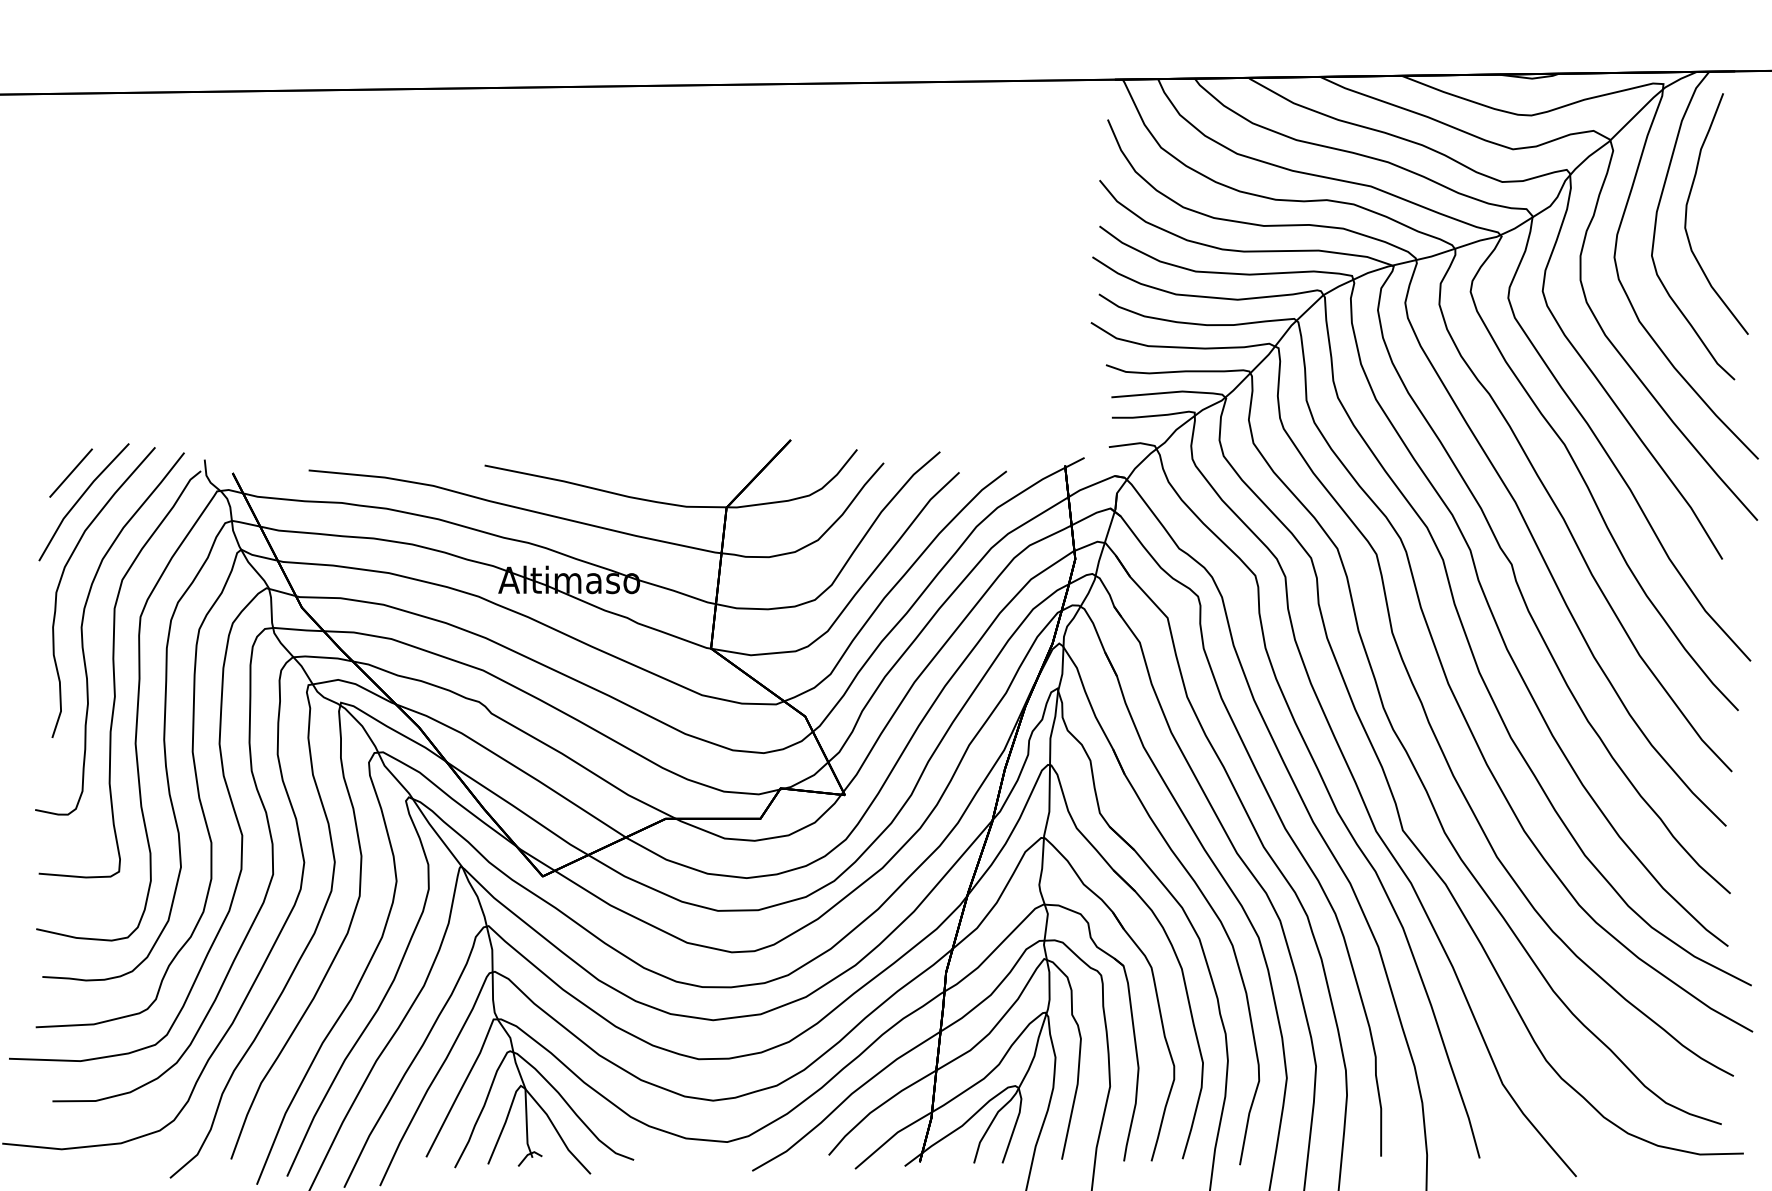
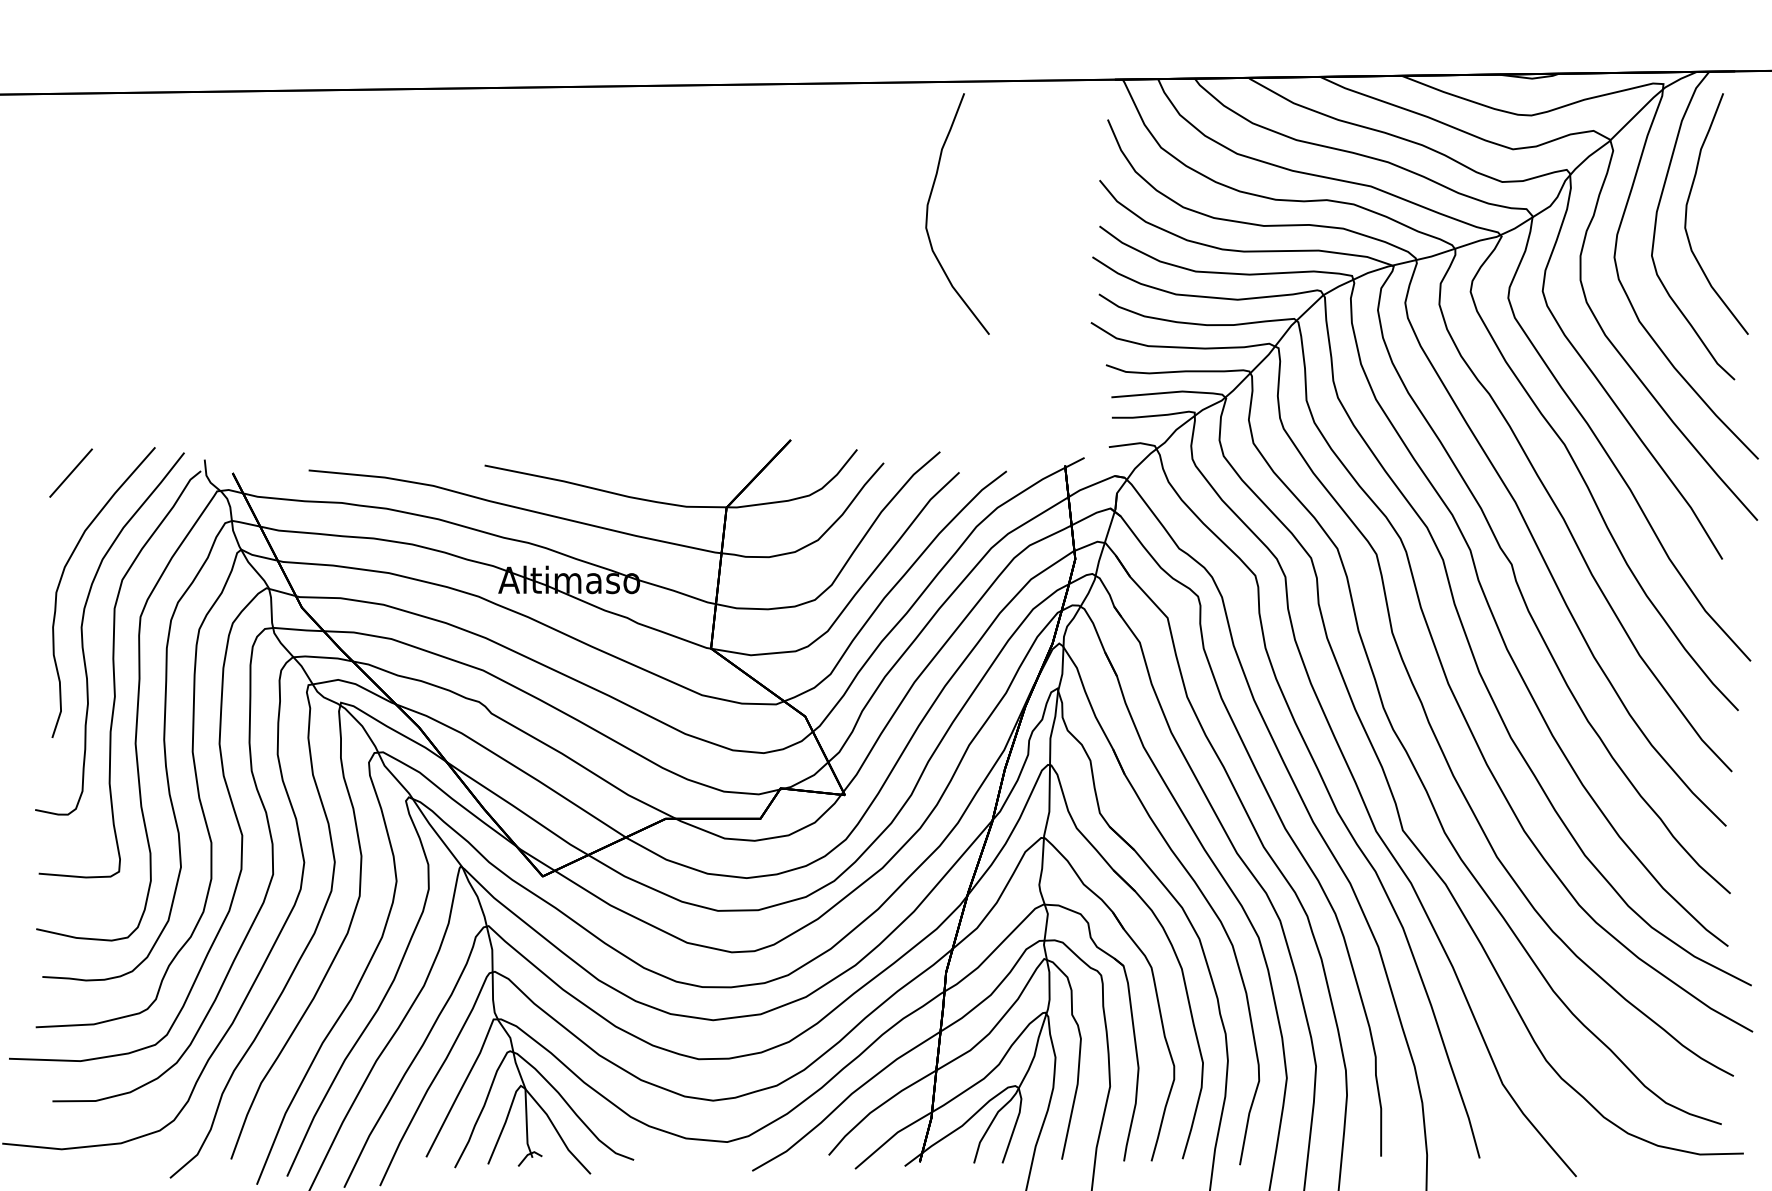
part: none -> present (928, 211)
line: present -> none (80, 499)
